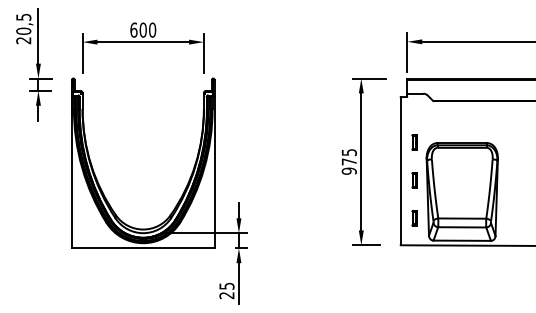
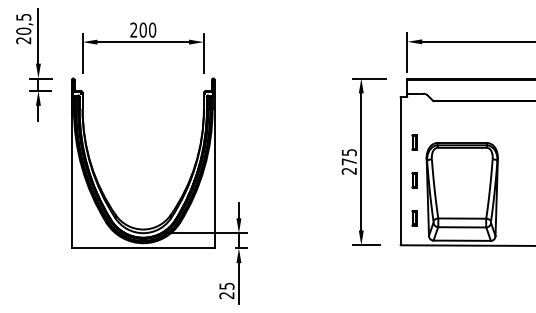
text: 600 -> 200 (133, 29)
text: 975 -> 275 (348, 170)
